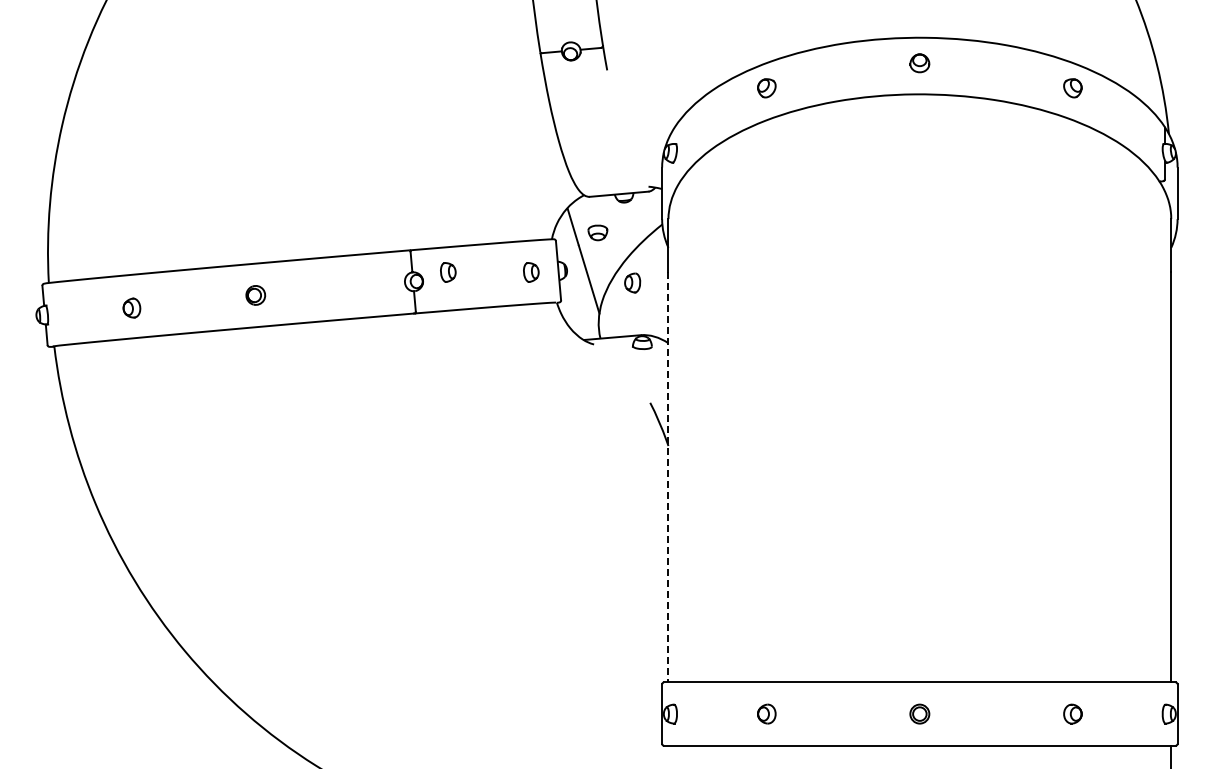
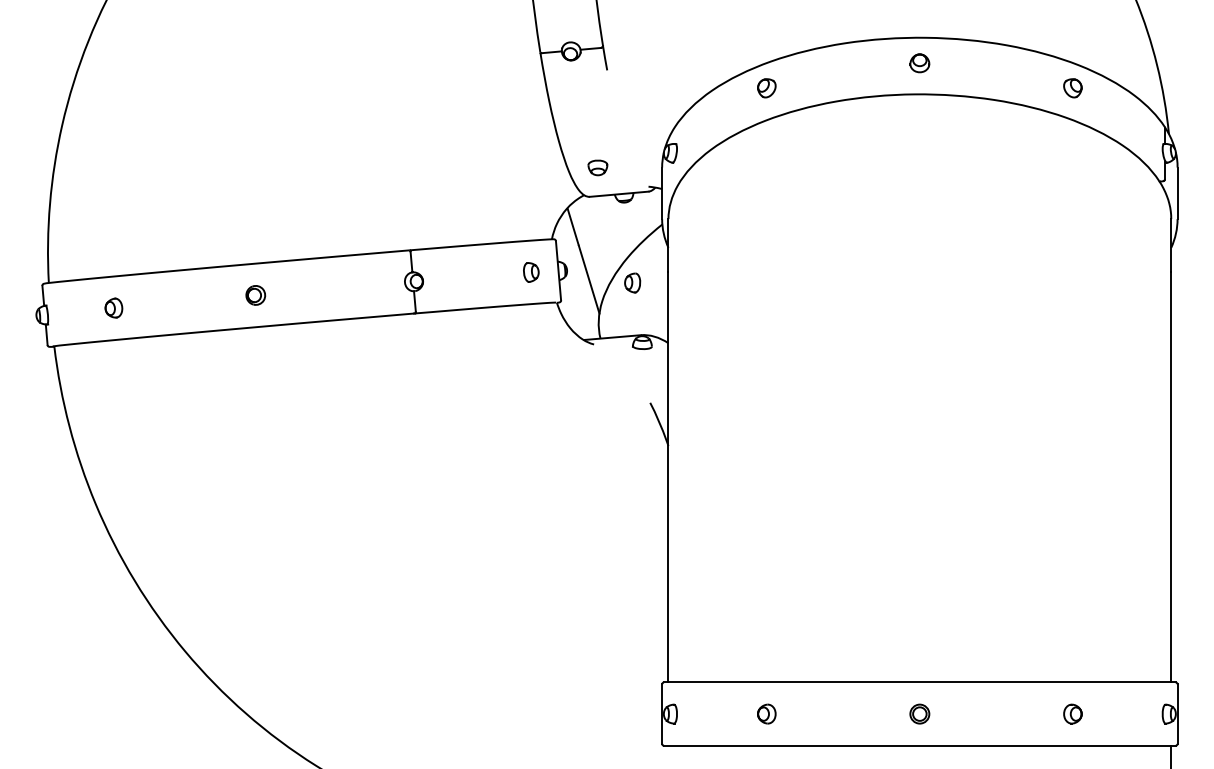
part position: (597, 232) -> (597, 167) (597, 167)
part: present -> none (448, 272)
part position: (131, 307) -> (113, 307) (113, 307)
line: dashed -> solid (668, 477)
